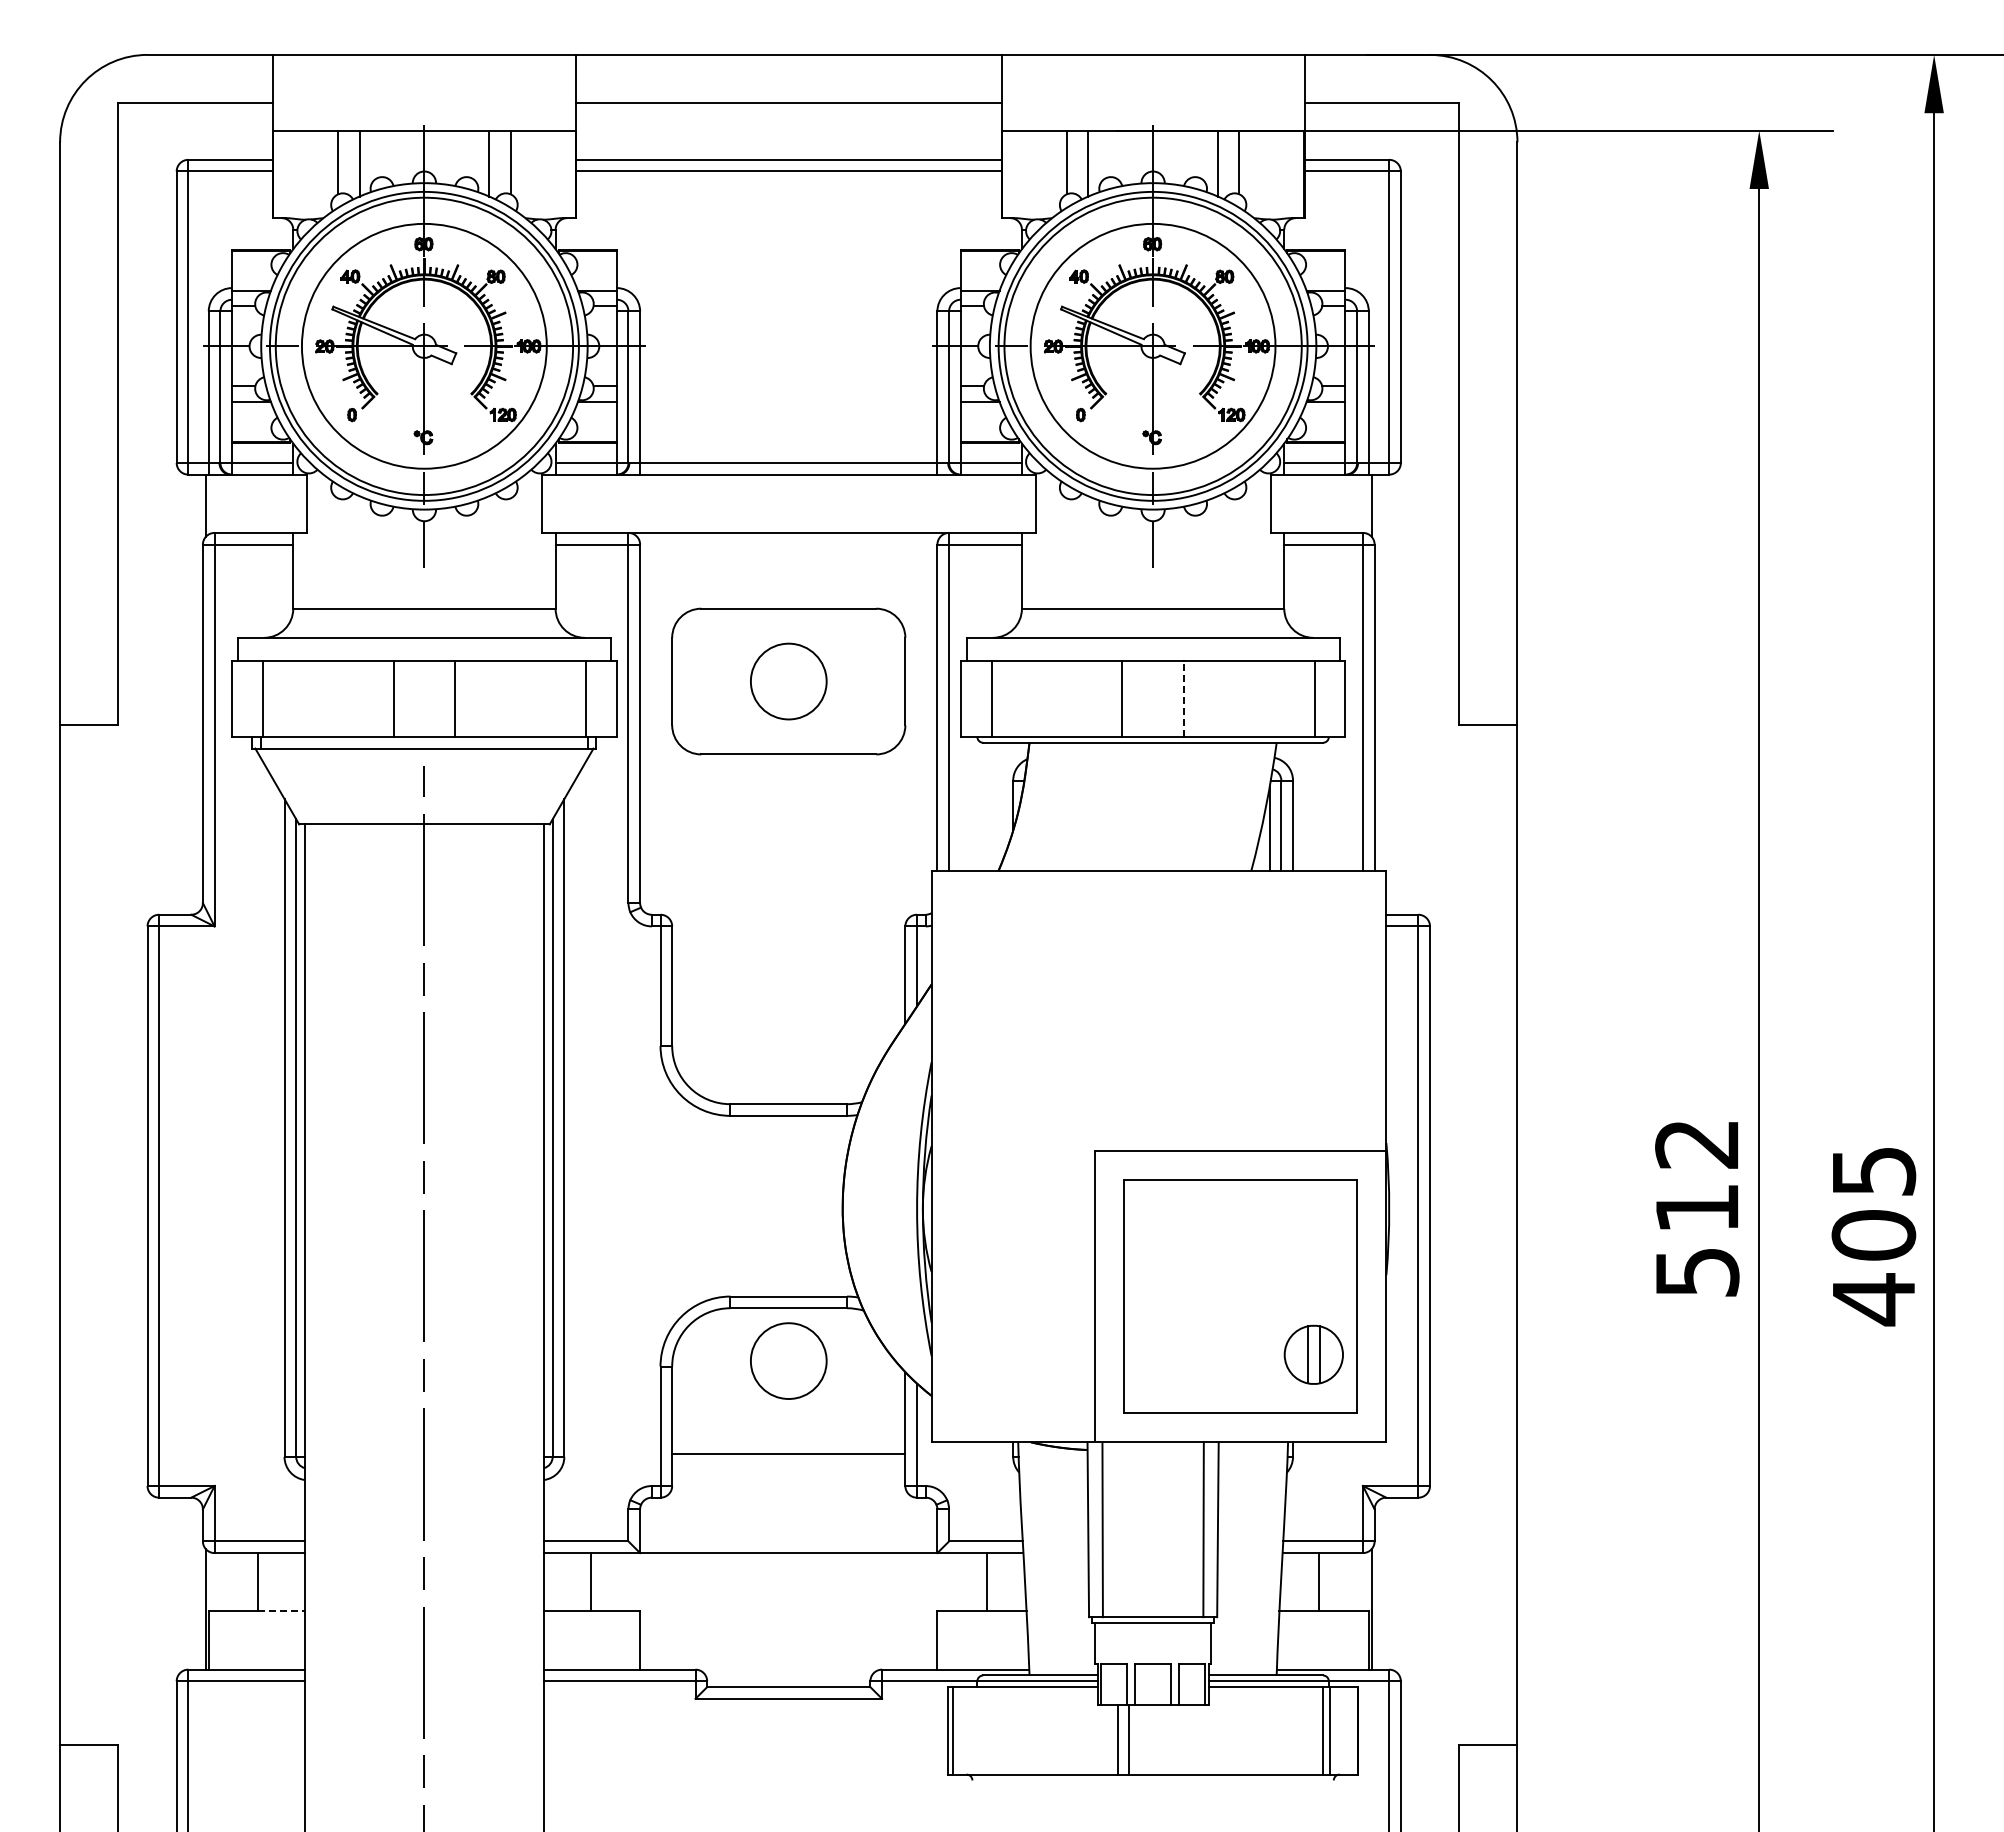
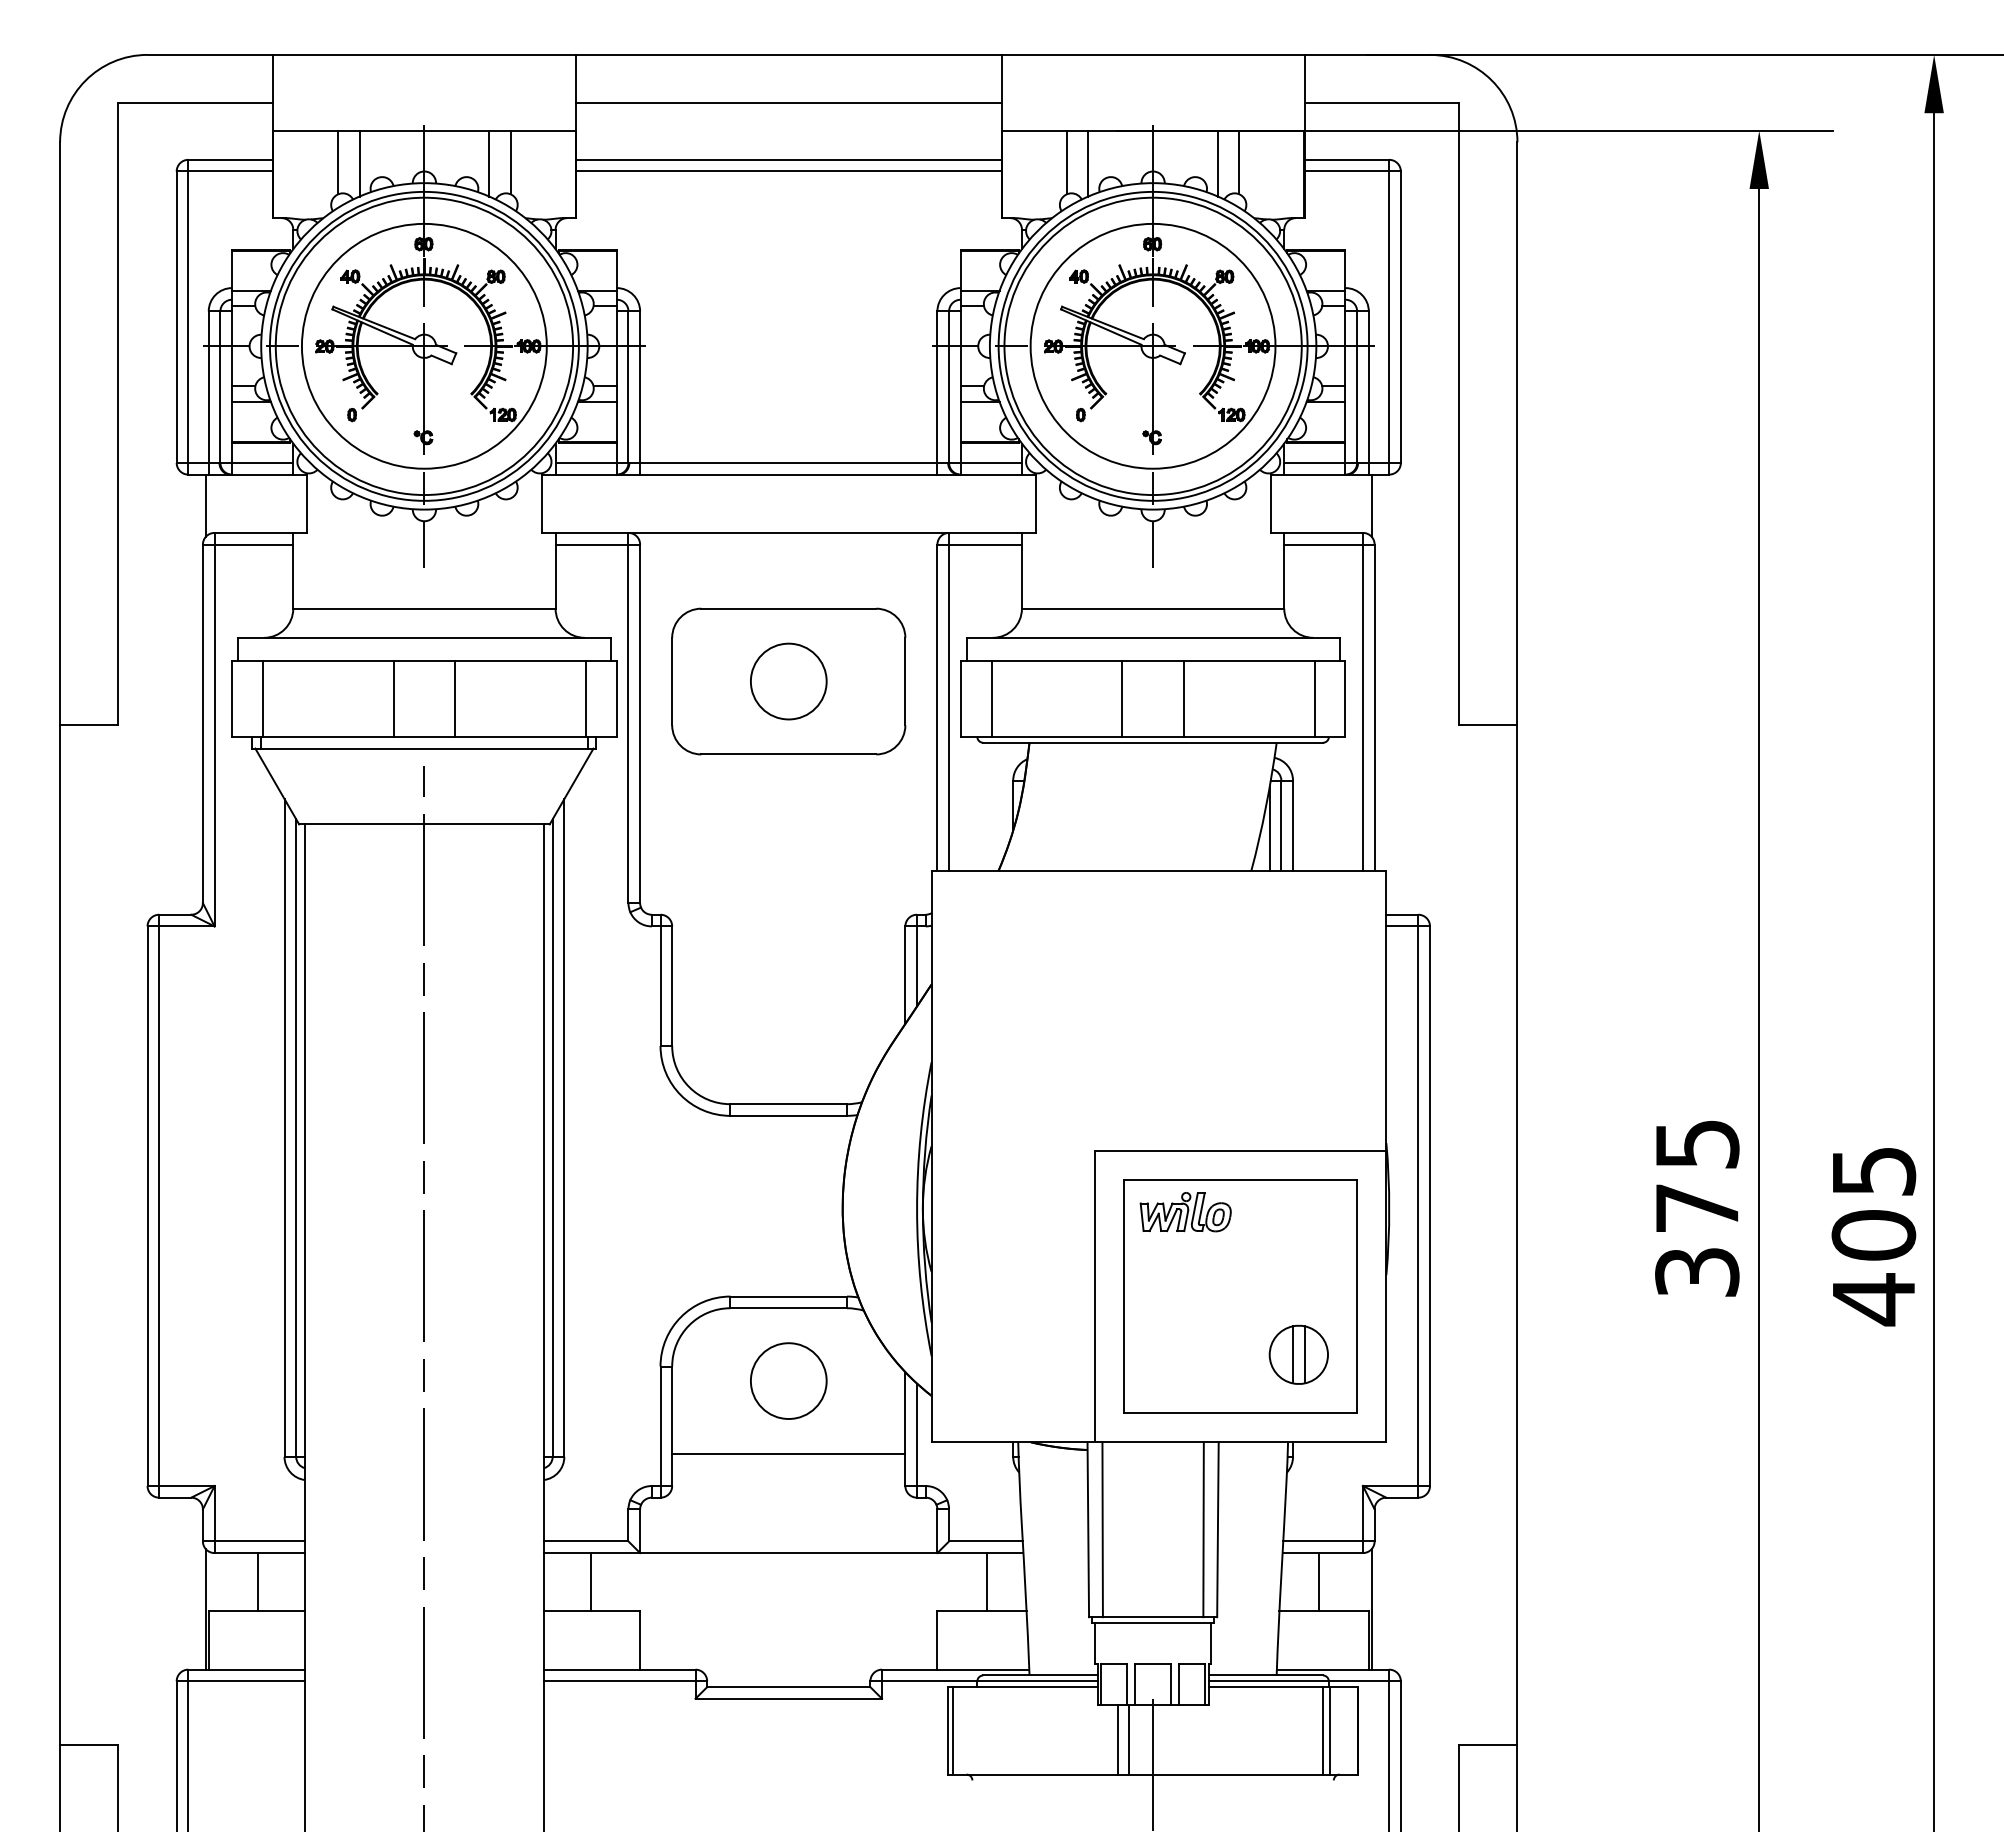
line: dashed -> solid (1183, 699)
text: 512 -> 375 (1697, 1208)
part: none -> present (1185, 1212)
part position: (1313, 1354) -> (1298, 1354) (1298, 1354)
circle position: (788, 1360) -> (788, 1380) (788, 1380)
line: dashed -> solid (282, 1611)
line: none -> present (1153, 1763)
